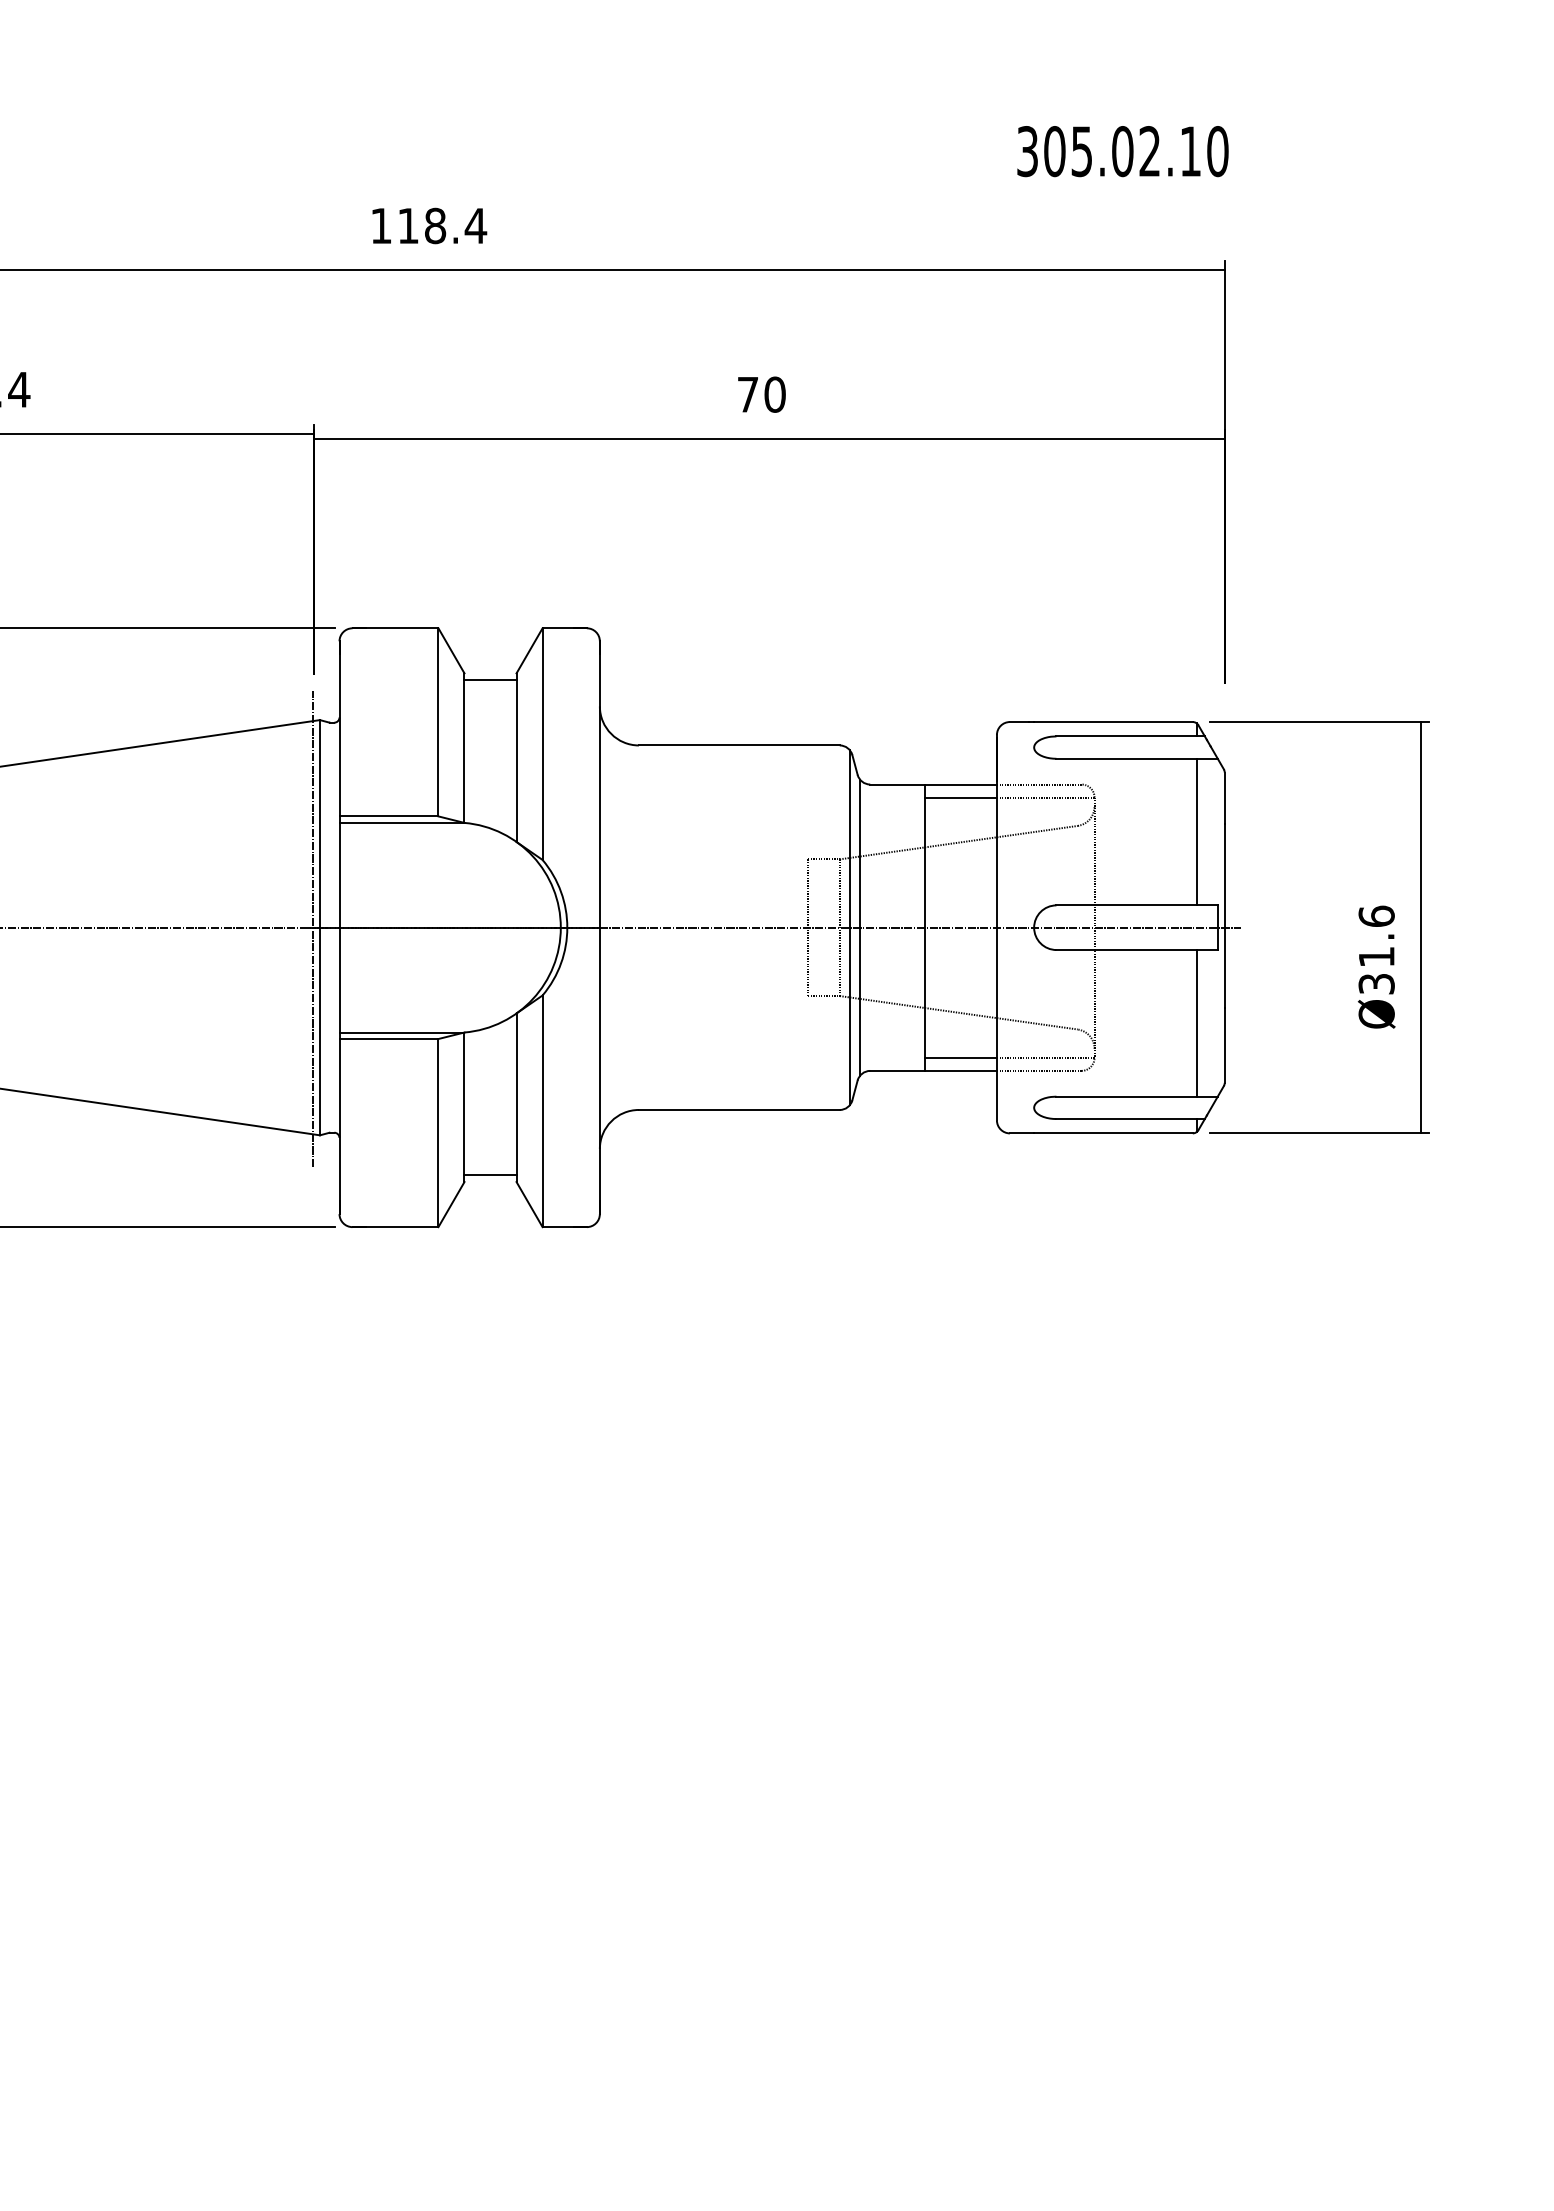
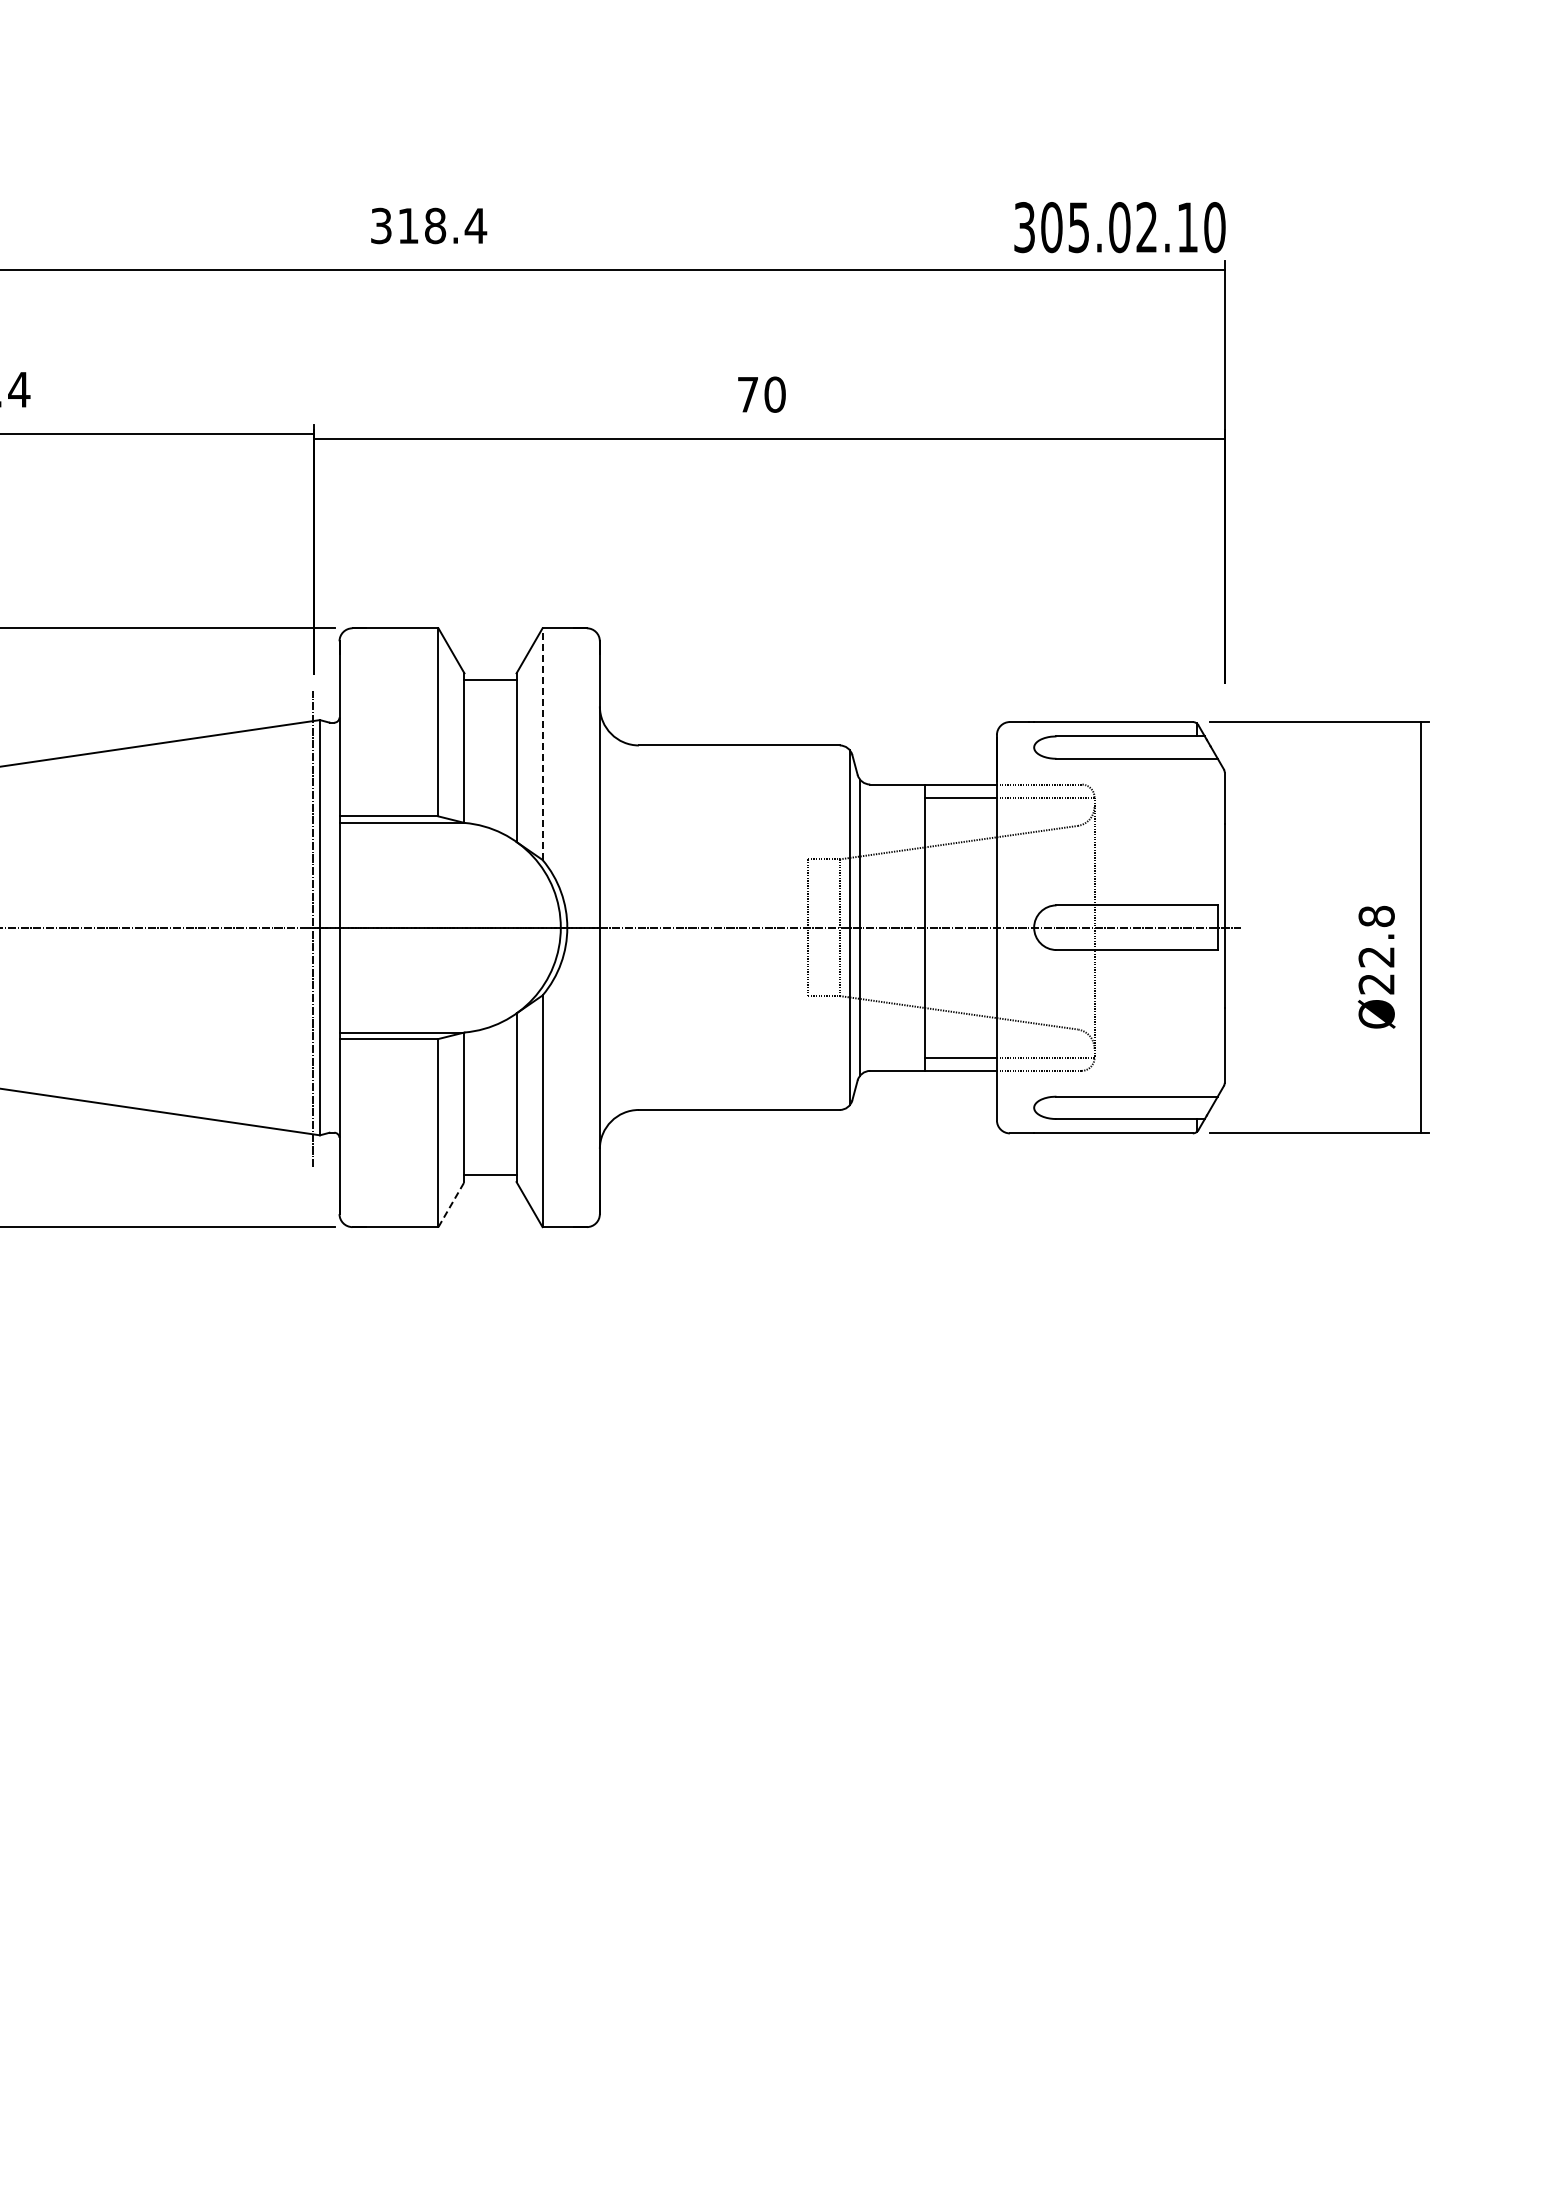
text position: (1122, 151) -> (1119, 227) (1119, 227)
text: 118.4 -> 318.4 (381, 225)
line: solid -> dashed (542, 744)
line: present -> none (1196, 831)
text: Ø31.6 -> Ø22.8 (1376, 949)
line: present -> none (1196, 1023)
line: solid -> dashed (451, 1204)
